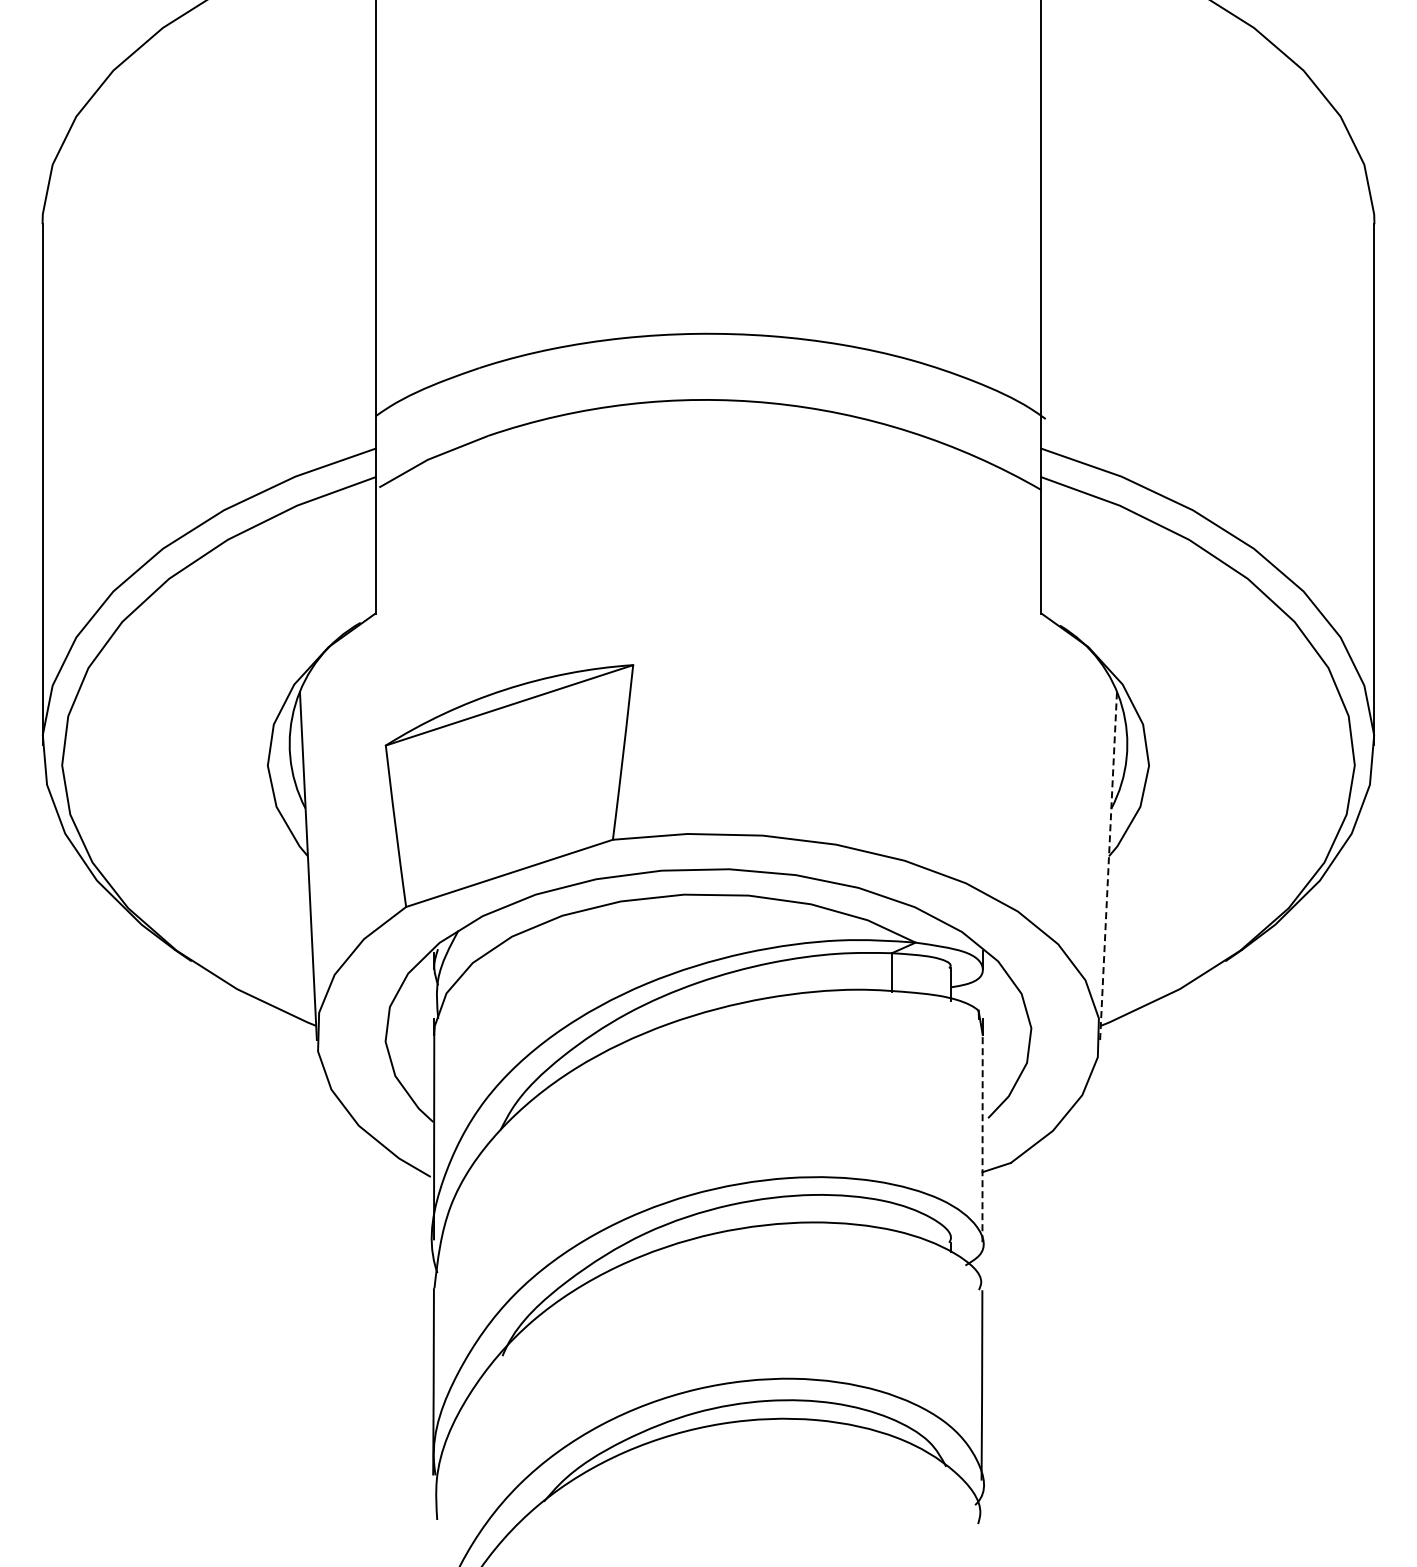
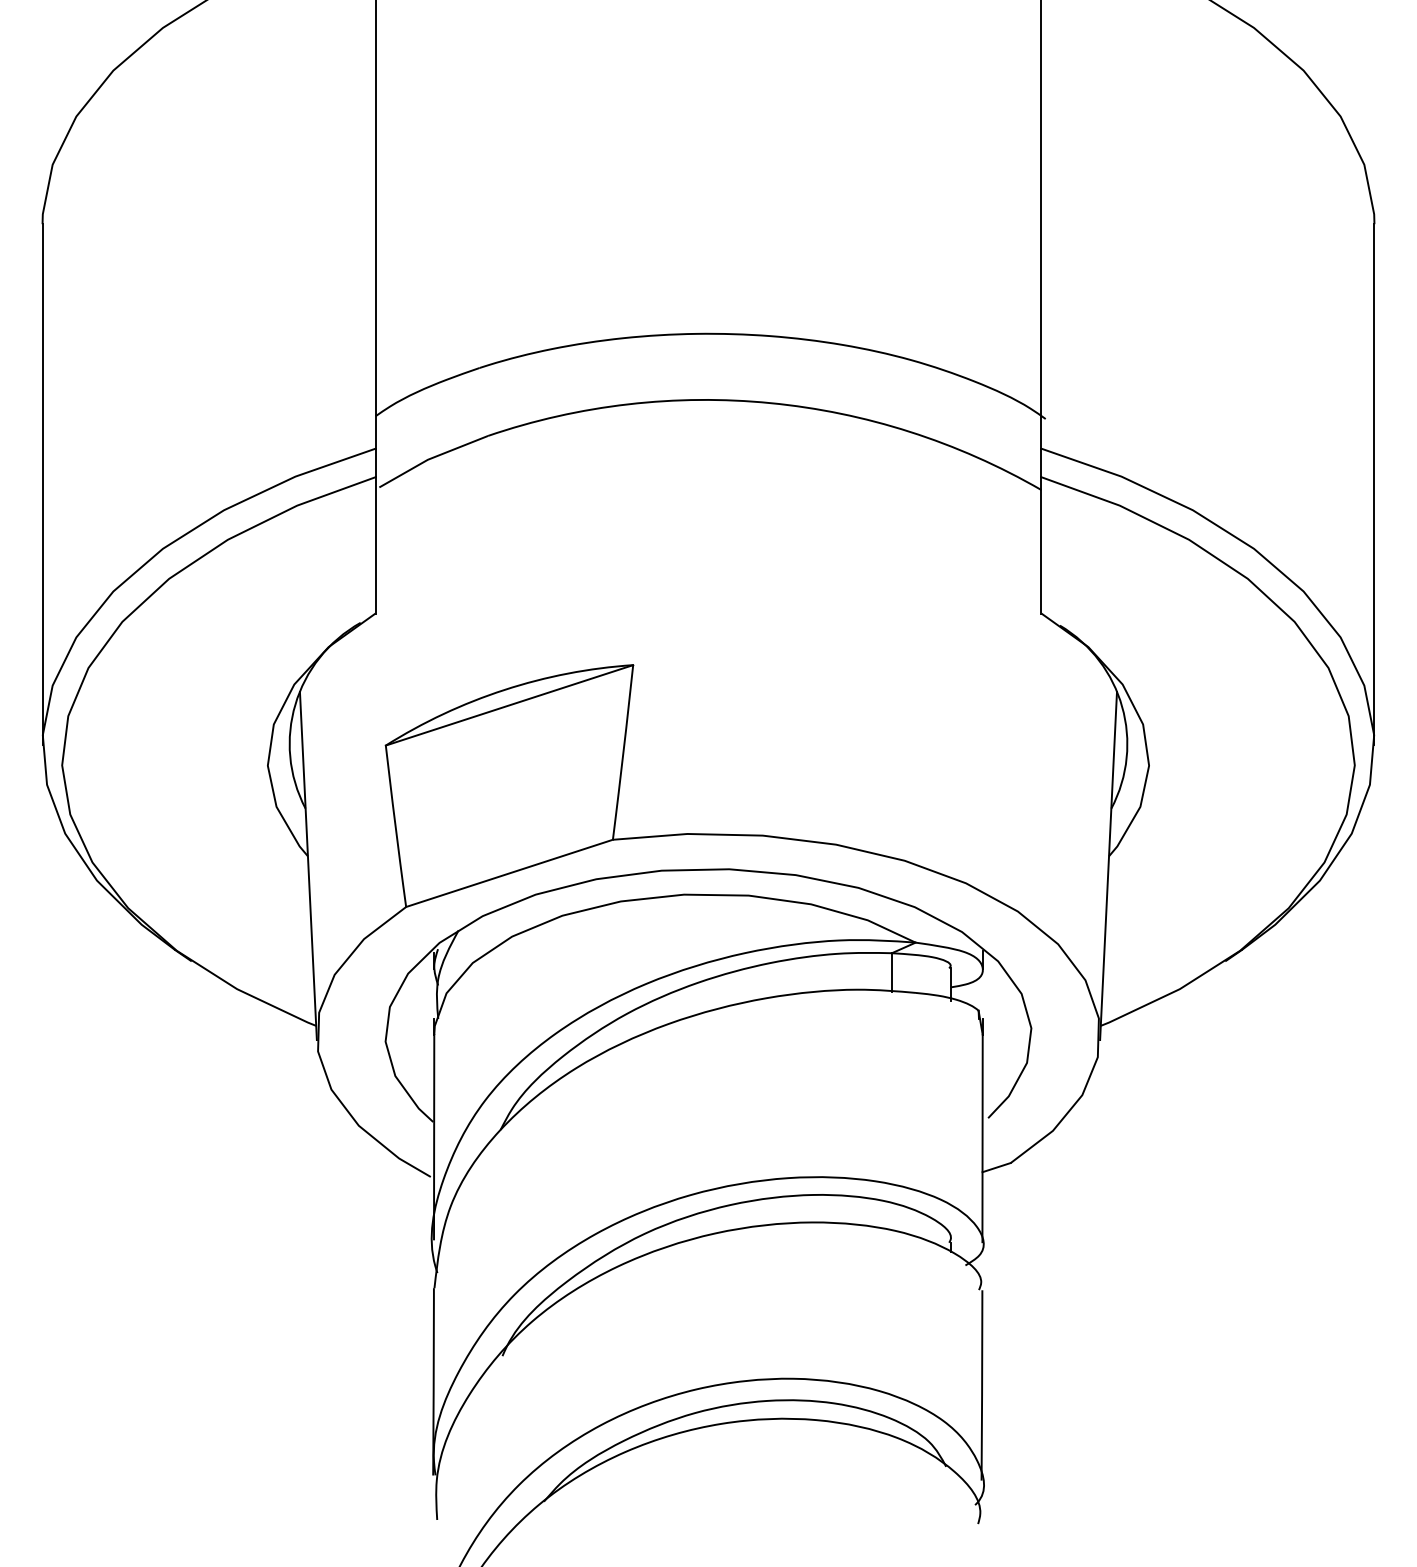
line: dashed -> solid (1108, 865)
line: dashed -> solid (982, 1138)
